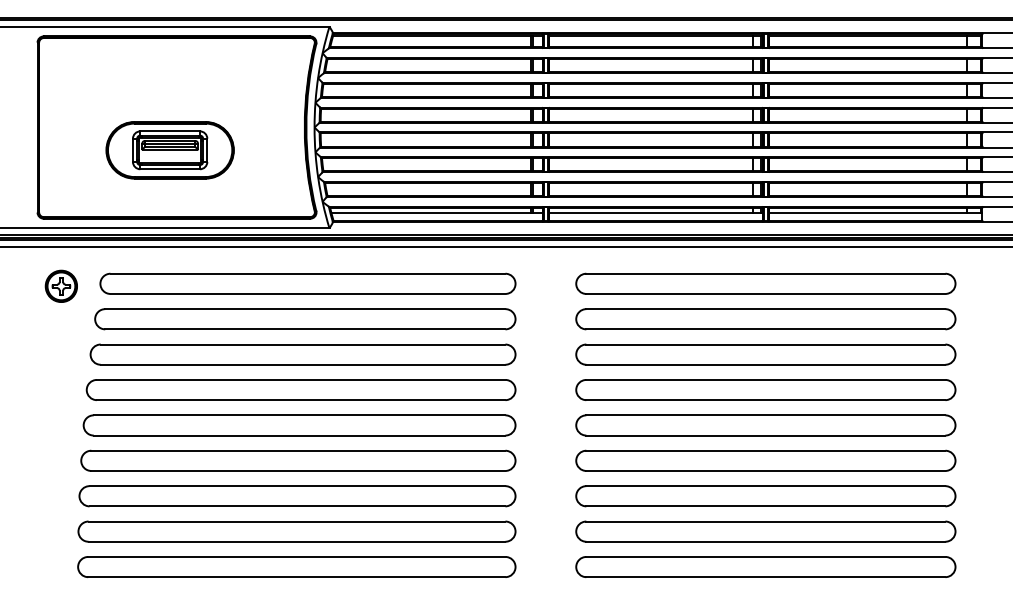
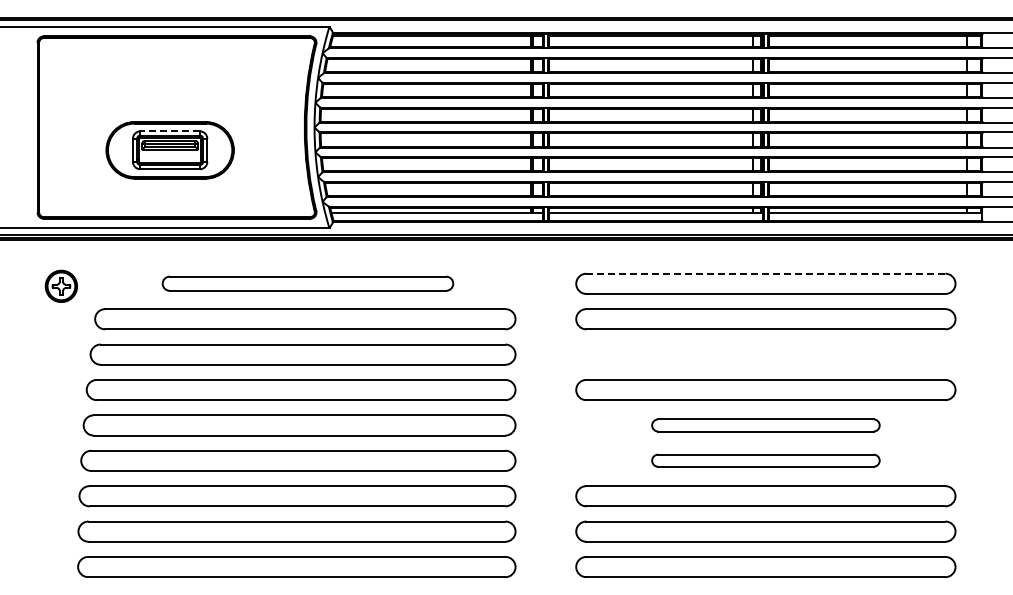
line: solid -> dashed (170, 131)
line: present -> none (505, 247)
line: solid -> dashed (765, 273)
part size: 418x23 px -> 294x17 px (307, 283)
part: present -> none (765, 354)
part size: 382x23 px -> 230x15 px (765, 425)
part size: 382x23 px -> 230x15 px (765, 460)
